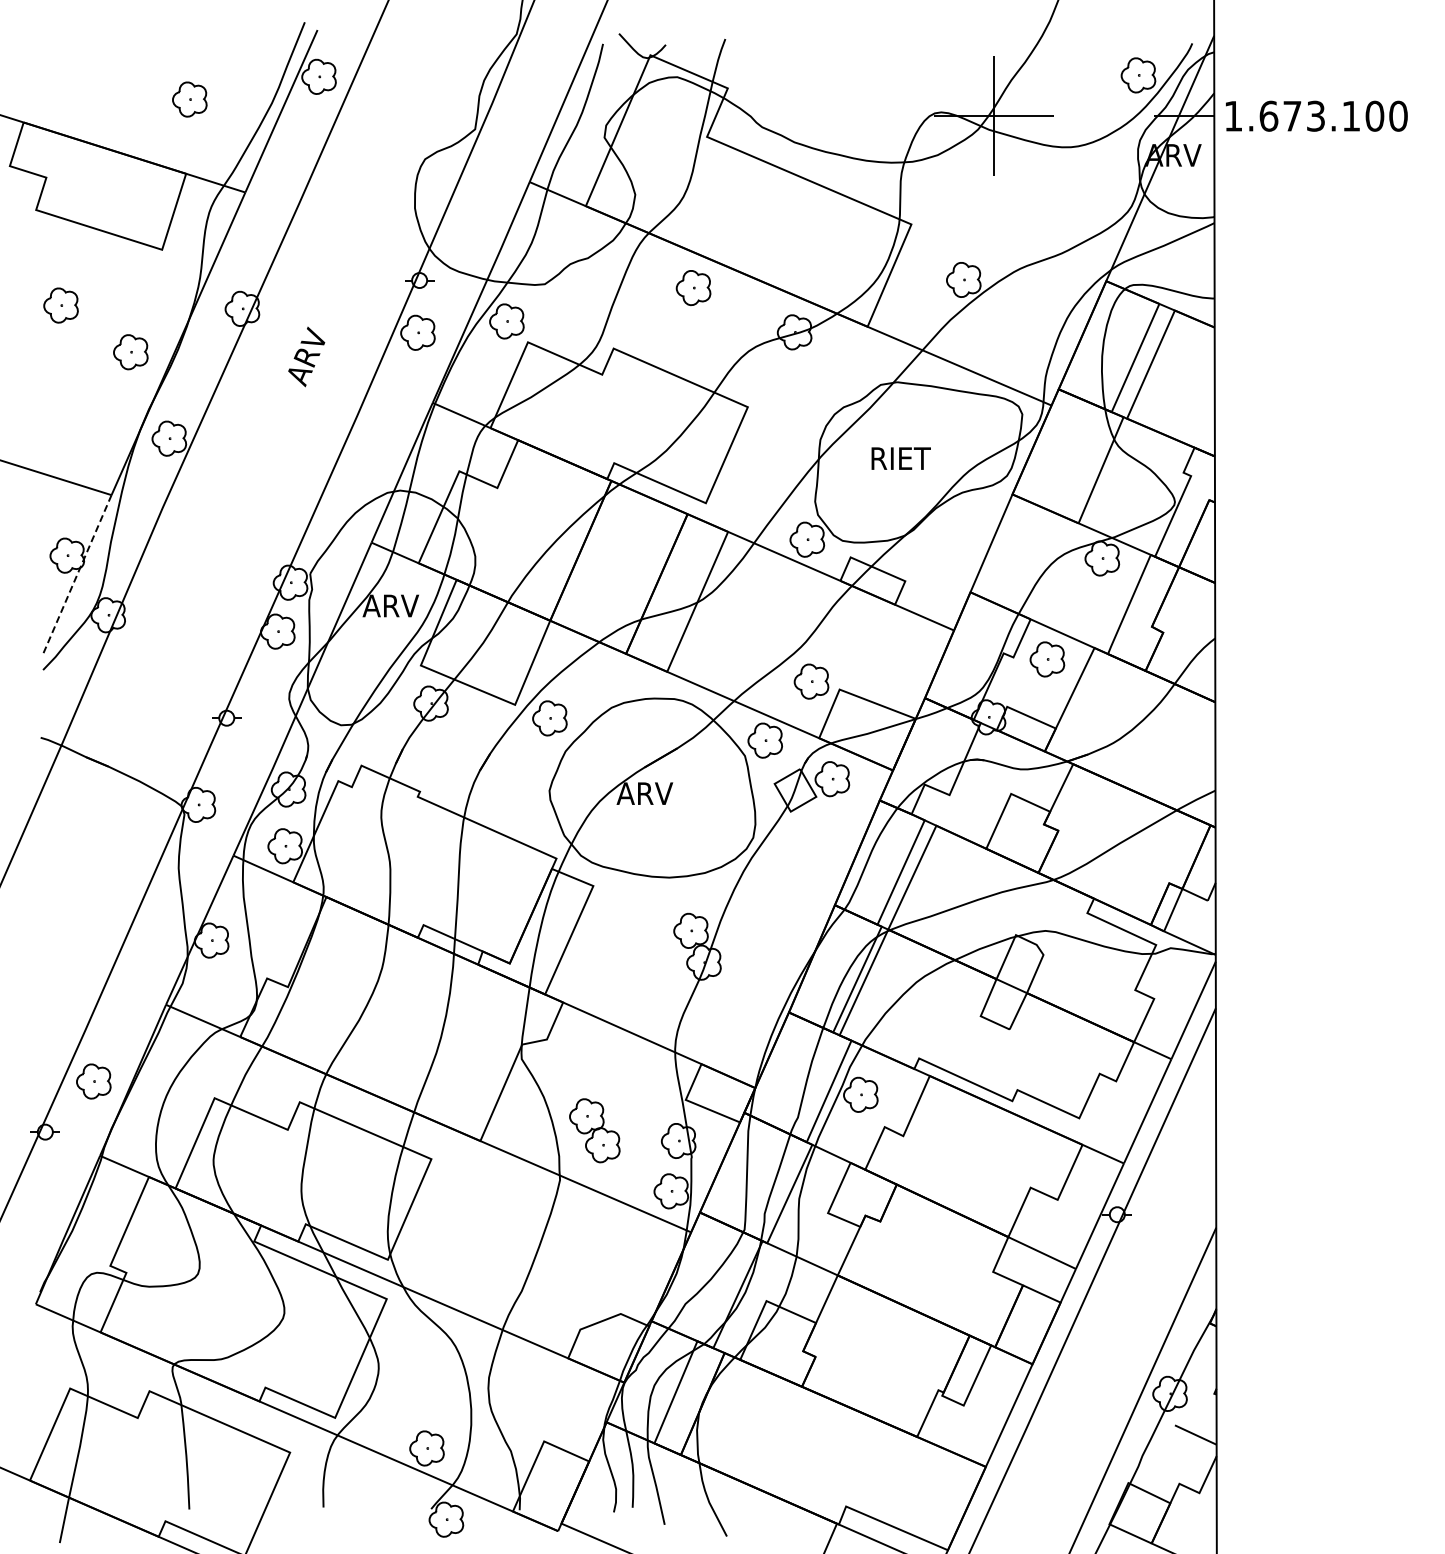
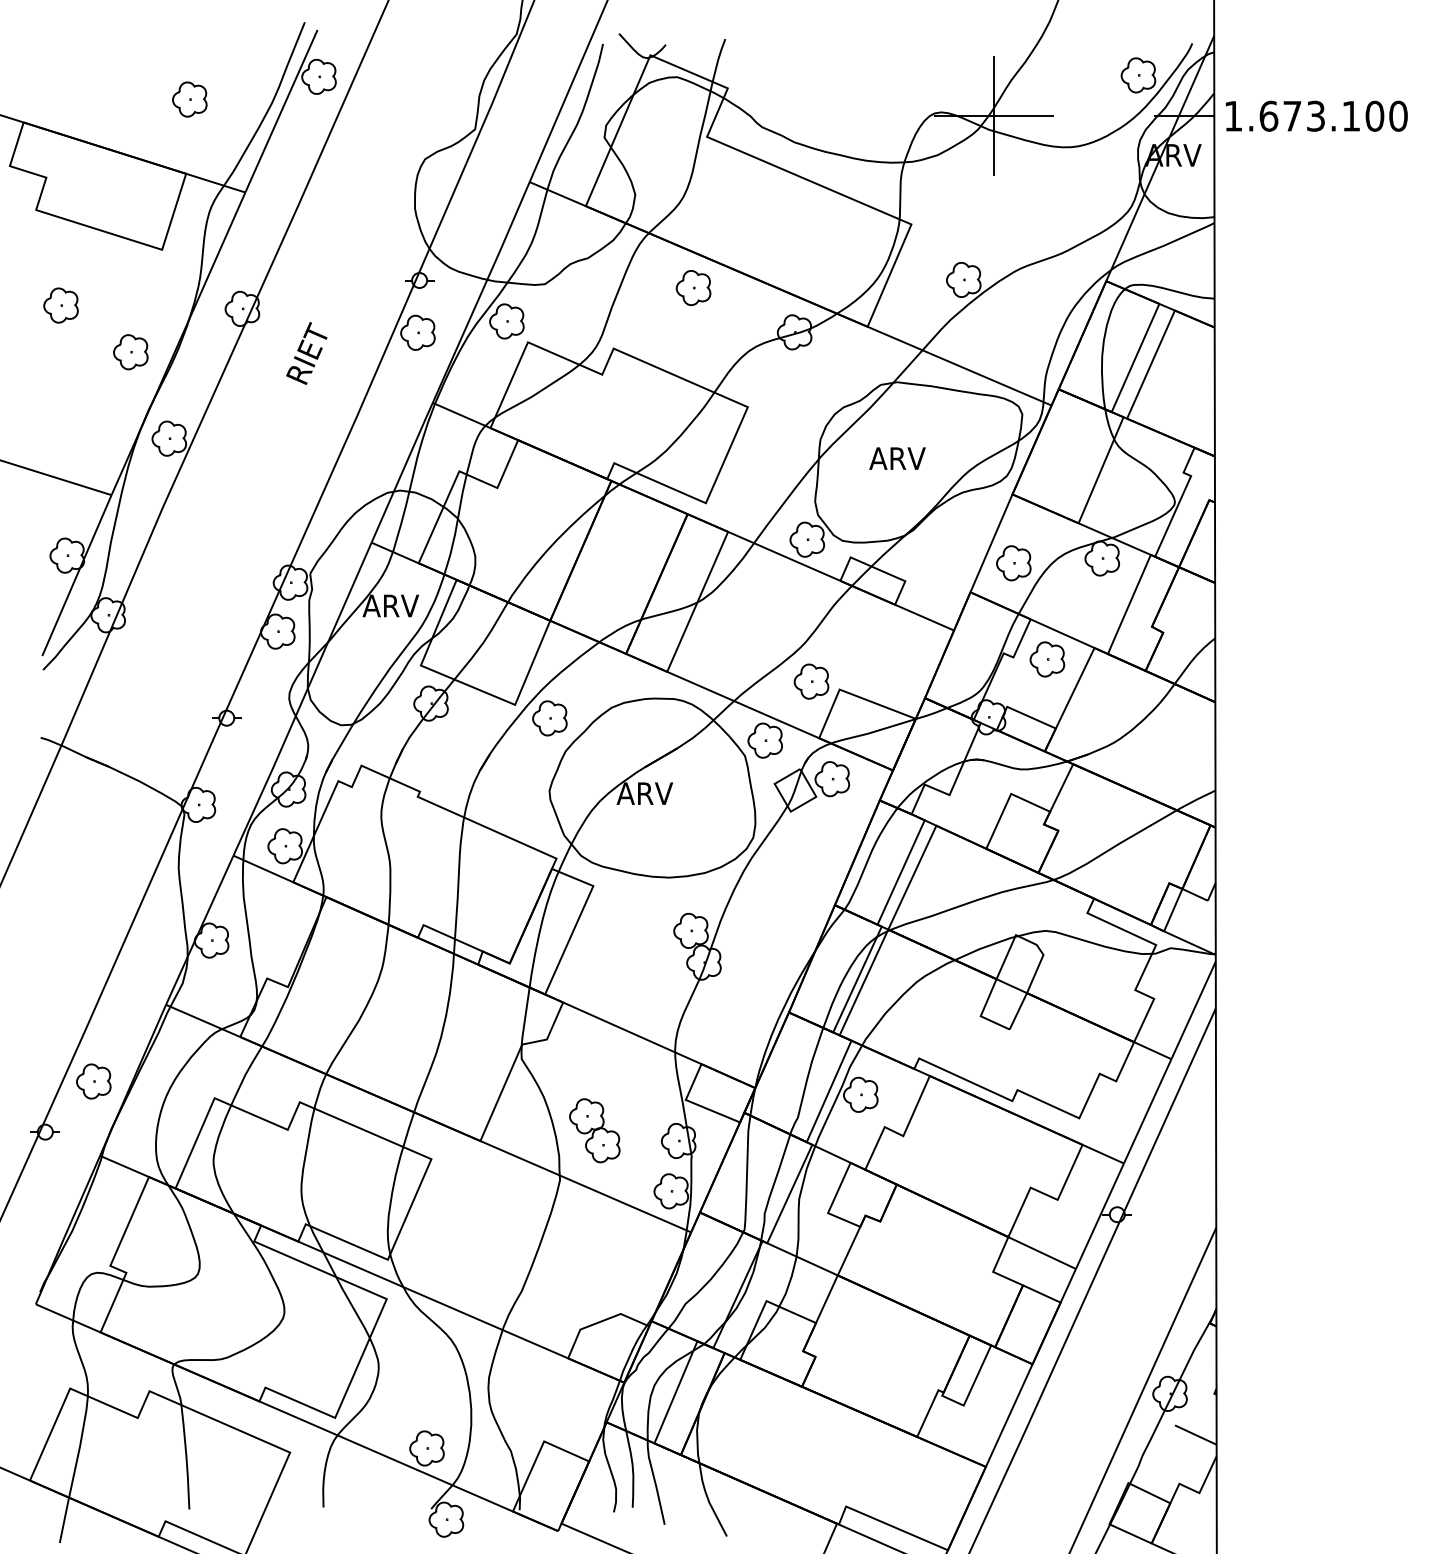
text: ARV -> RIET (306, 354)
text: RIET -> ARV (899, 458)
part: none -> present (1013, 563)
line: dashed -> solid (76, 575)
